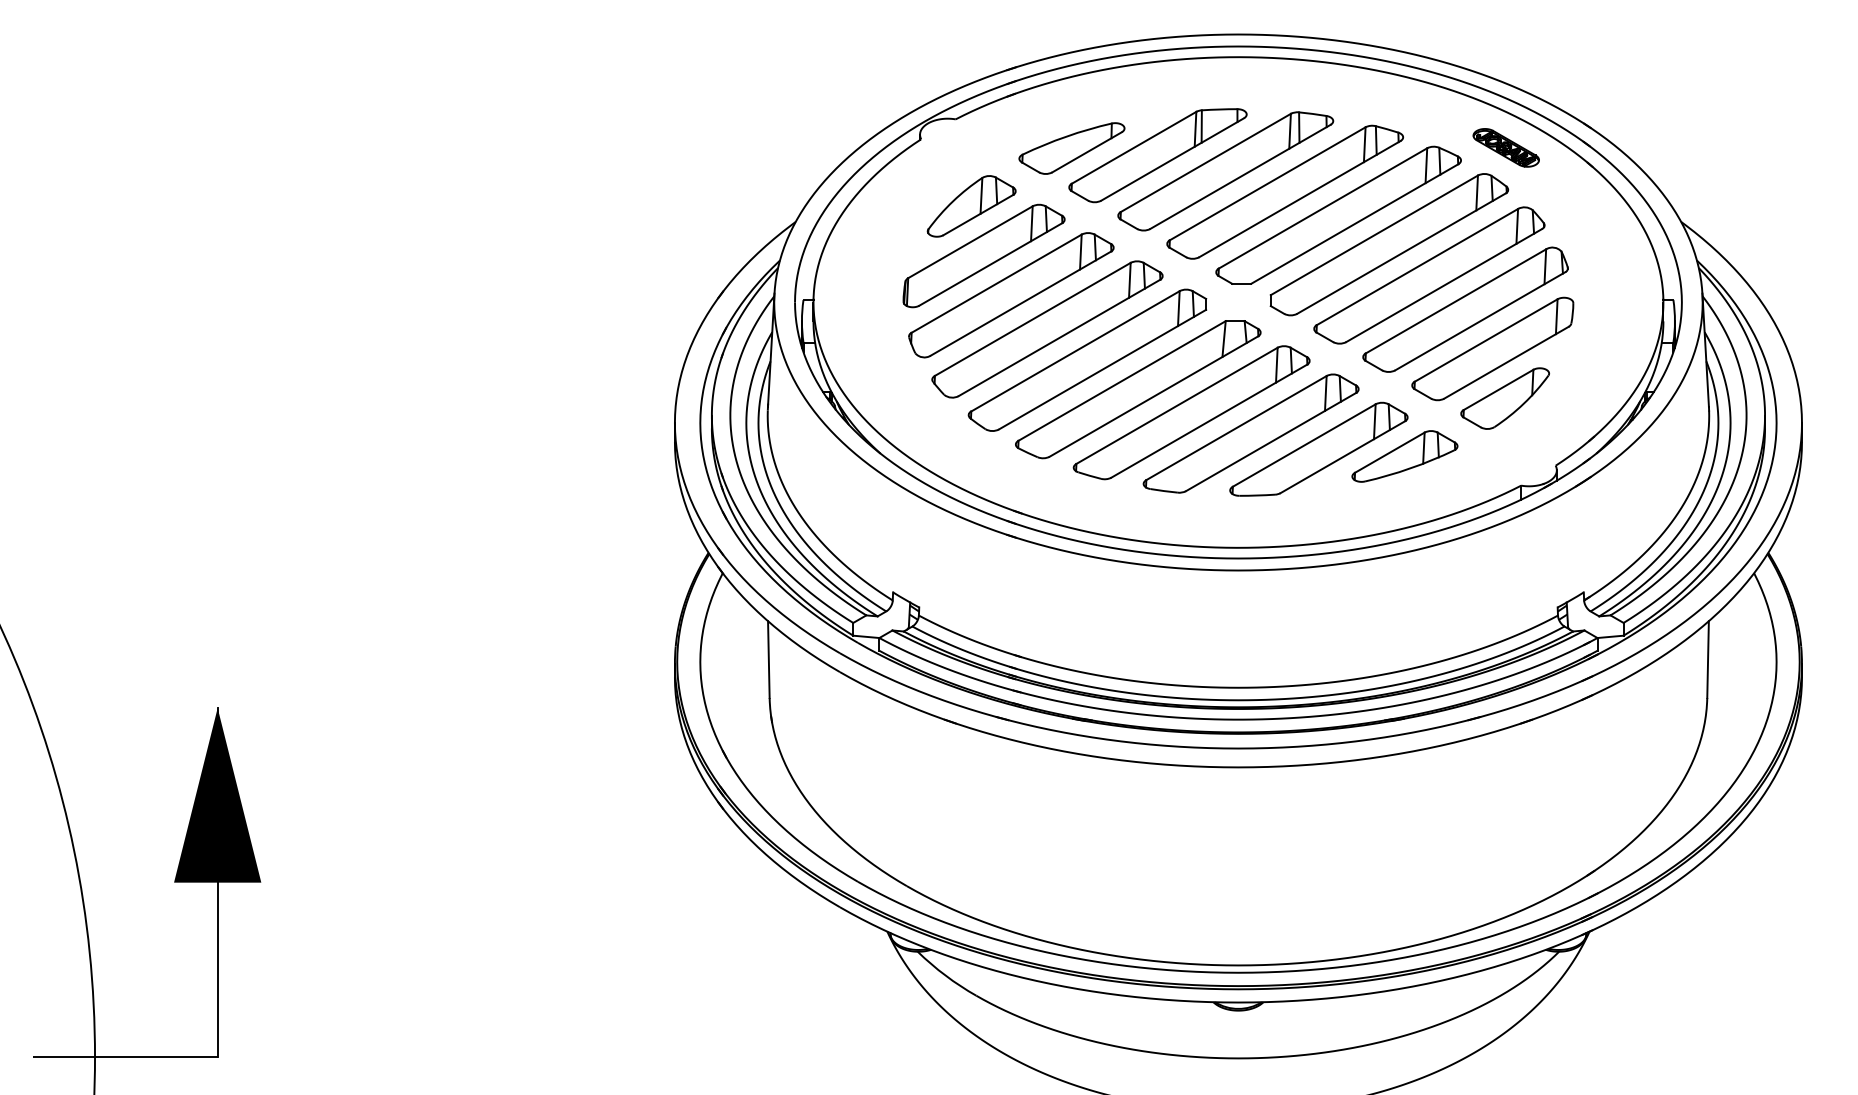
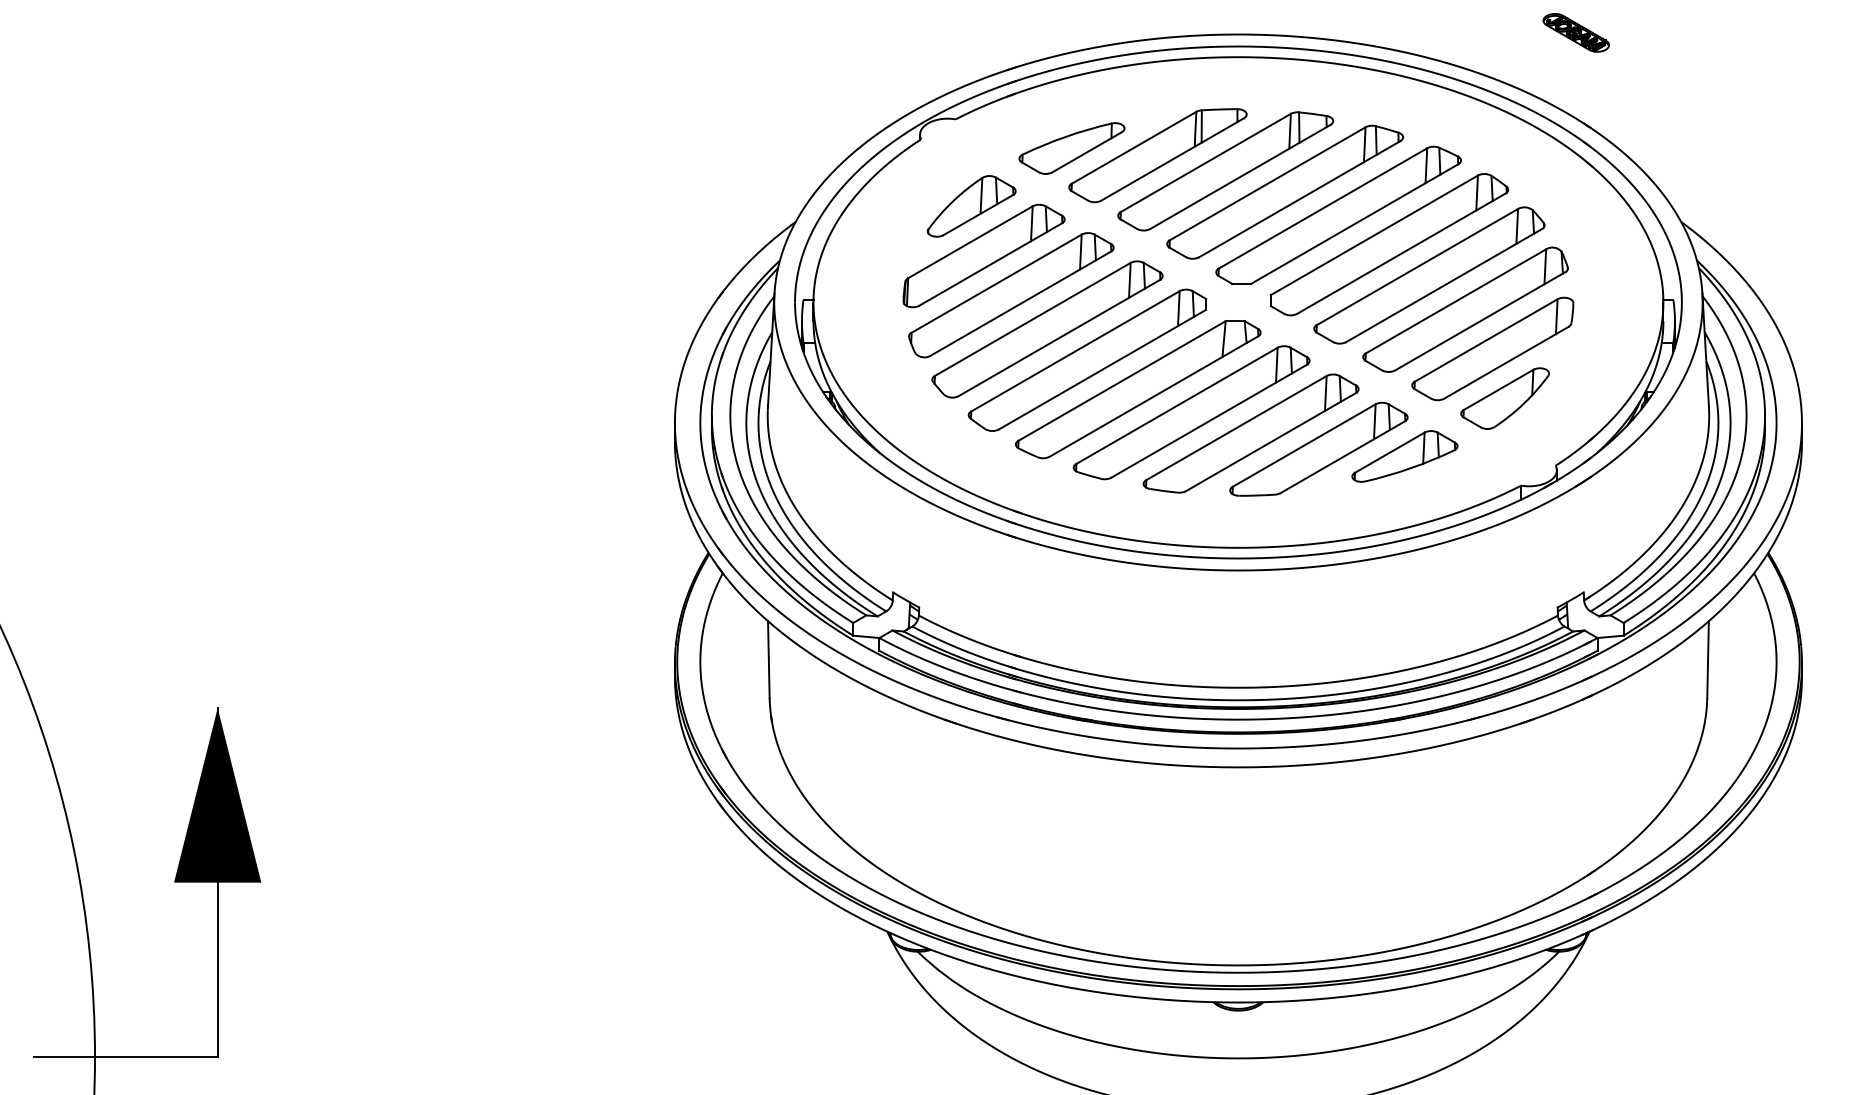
part position: (1505, 147) -> (1575, 32) (1575, 32)
